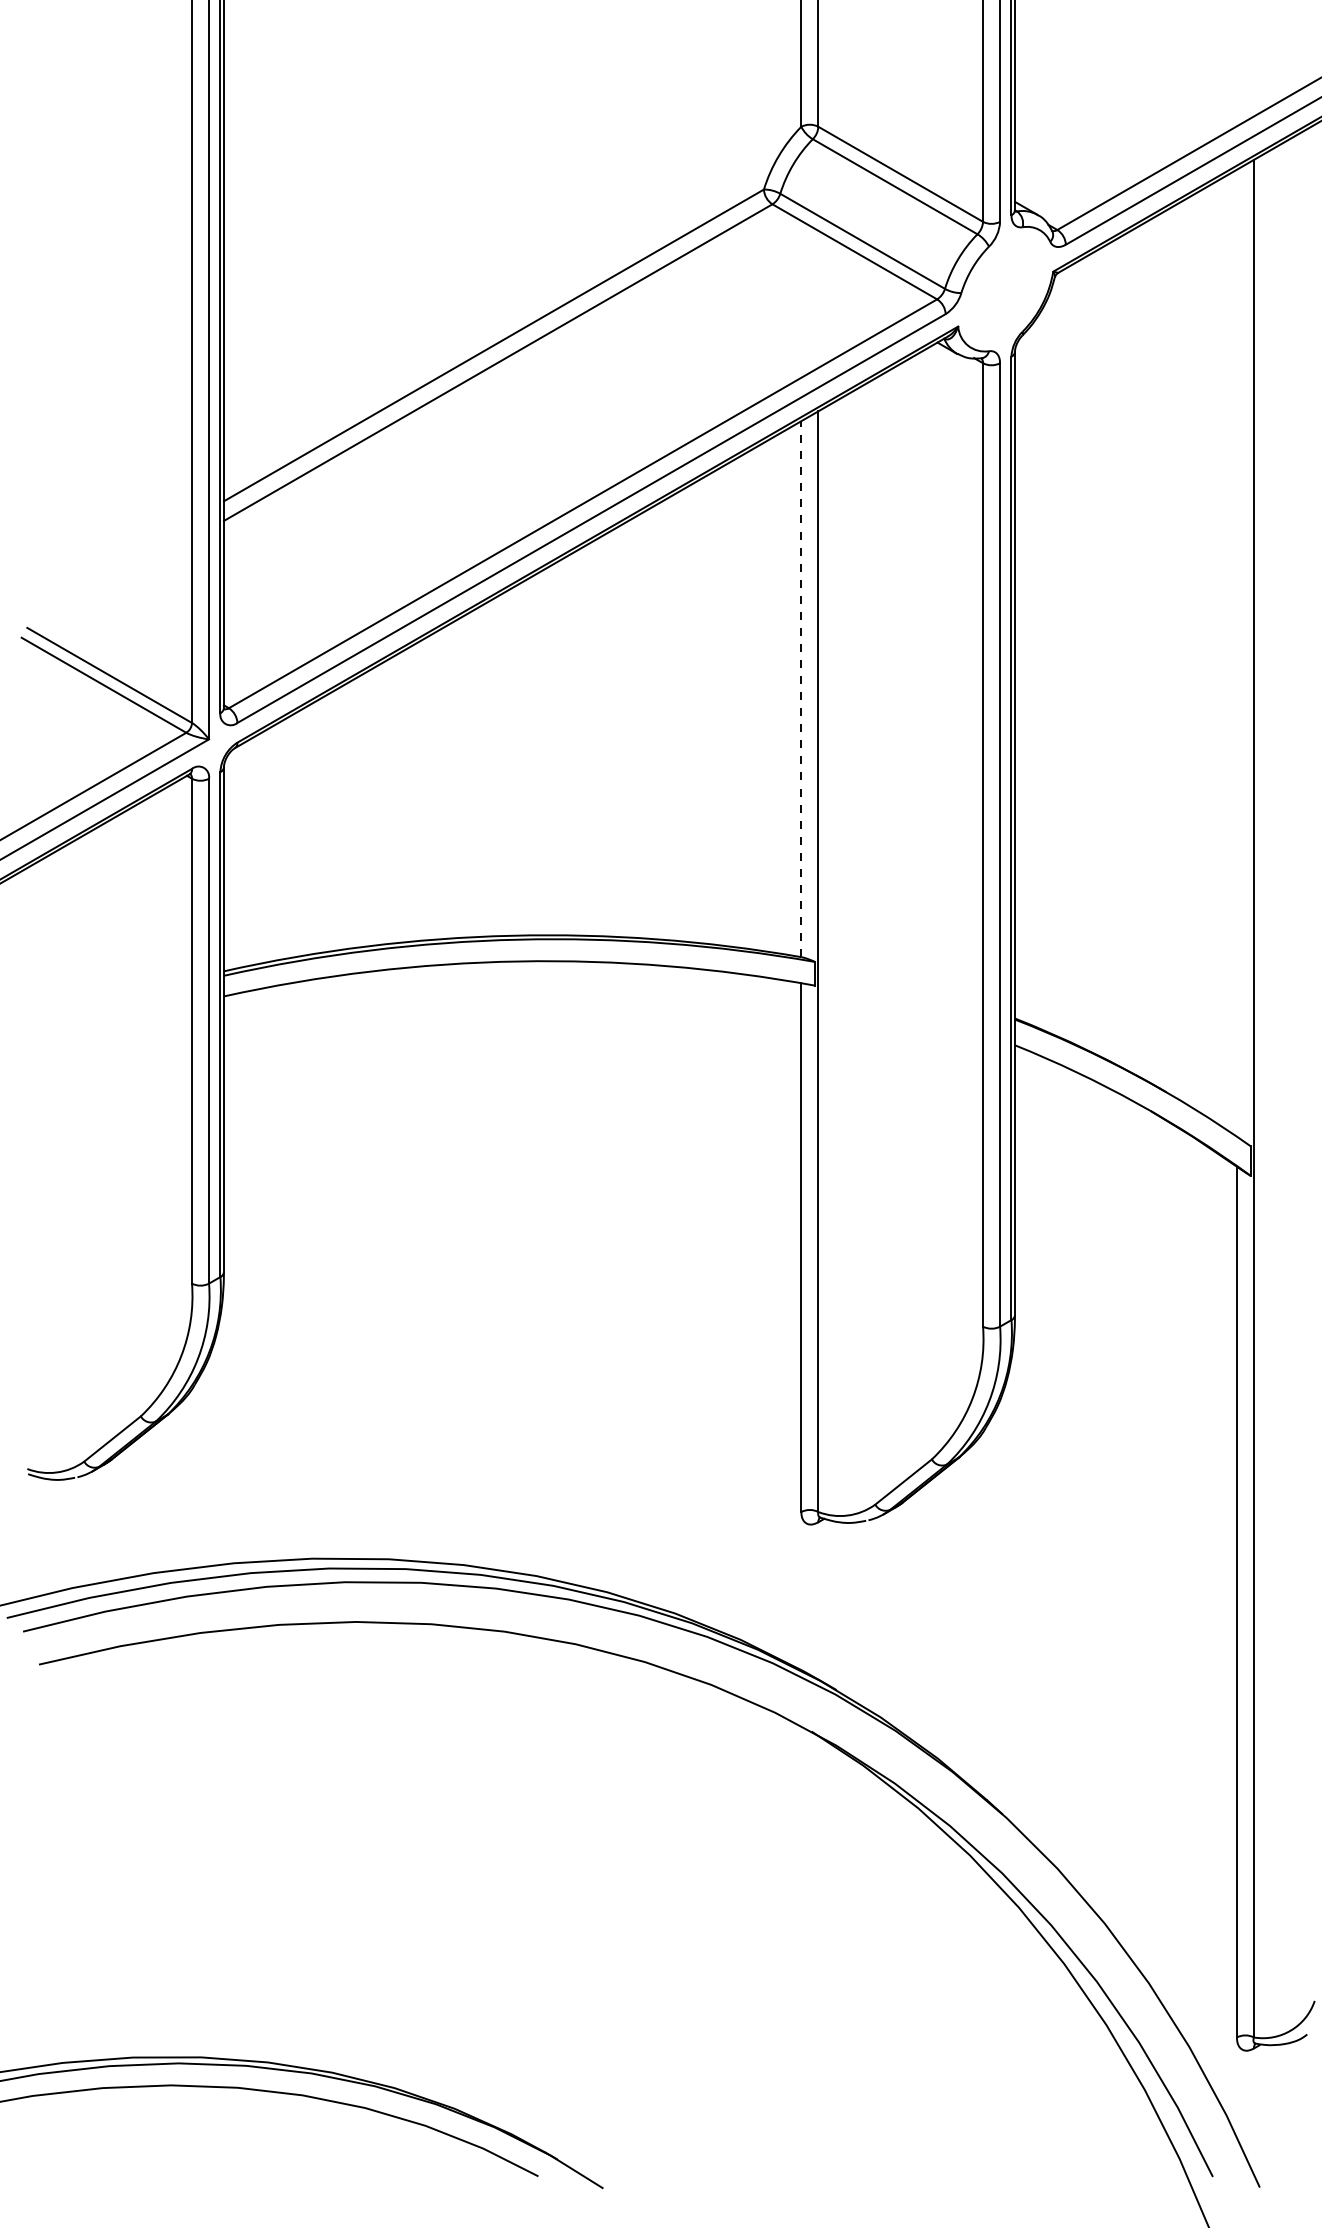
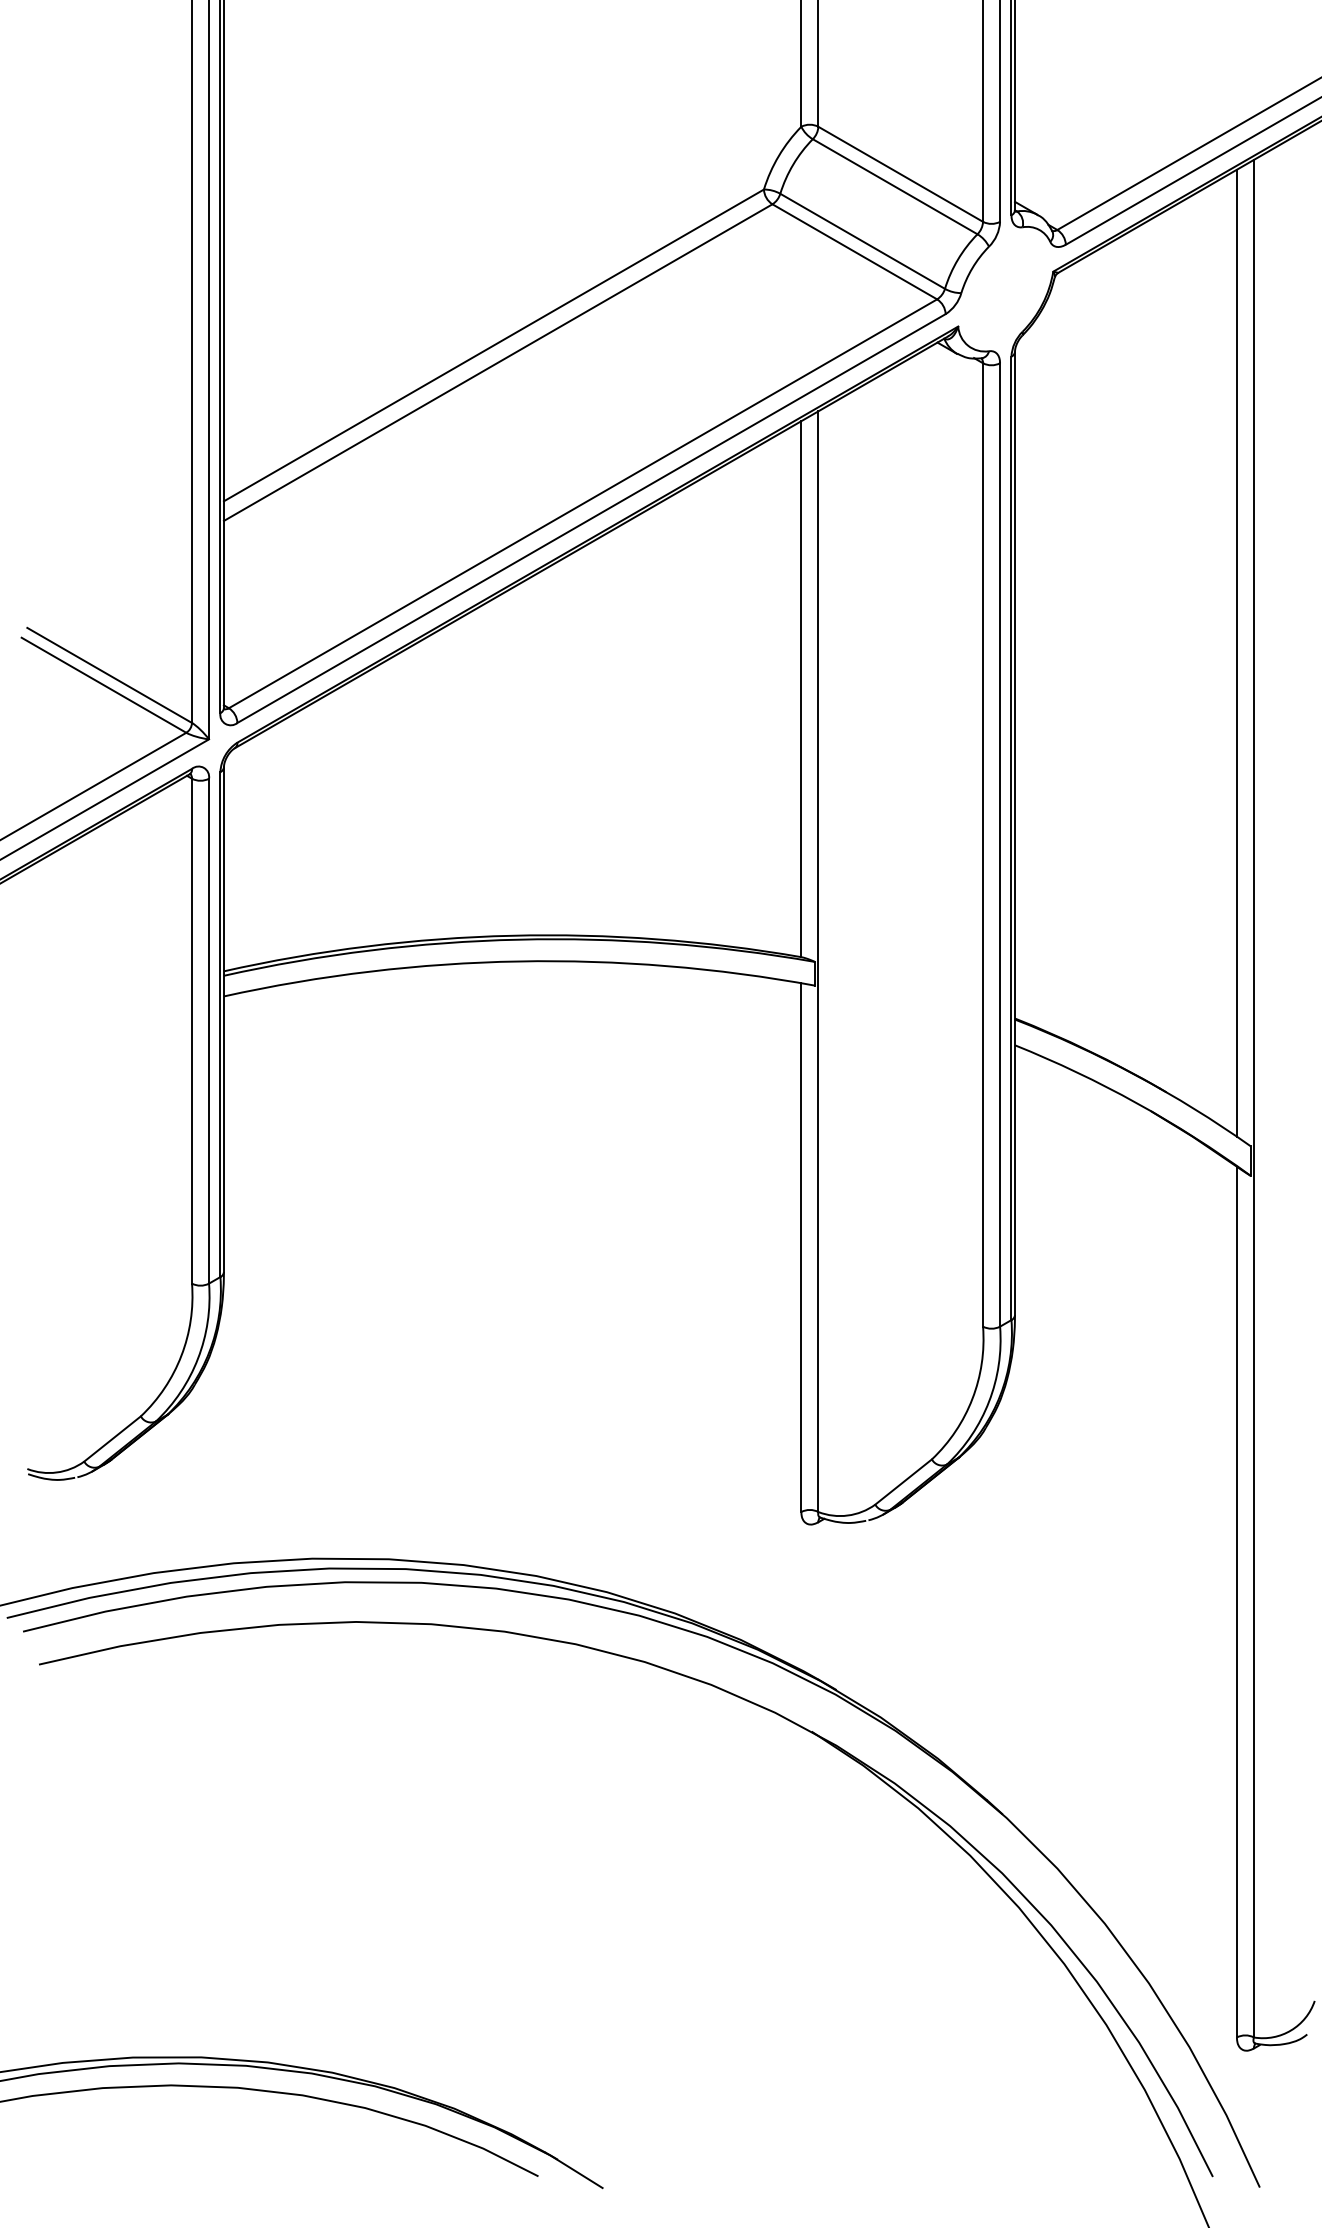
line: none -> present (1236, 652)
line: dashed -> solid (801, 689)
